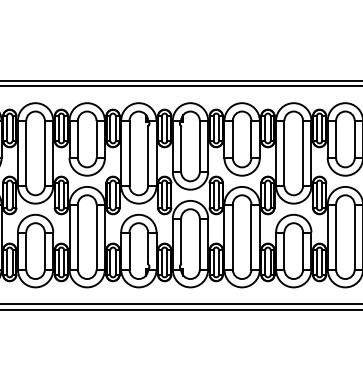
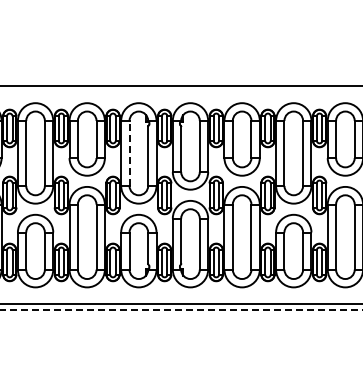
line: present -> none (180, 80)
line: solid -> dashed (129, 153)
line: solid -> dashed (181, 309)
